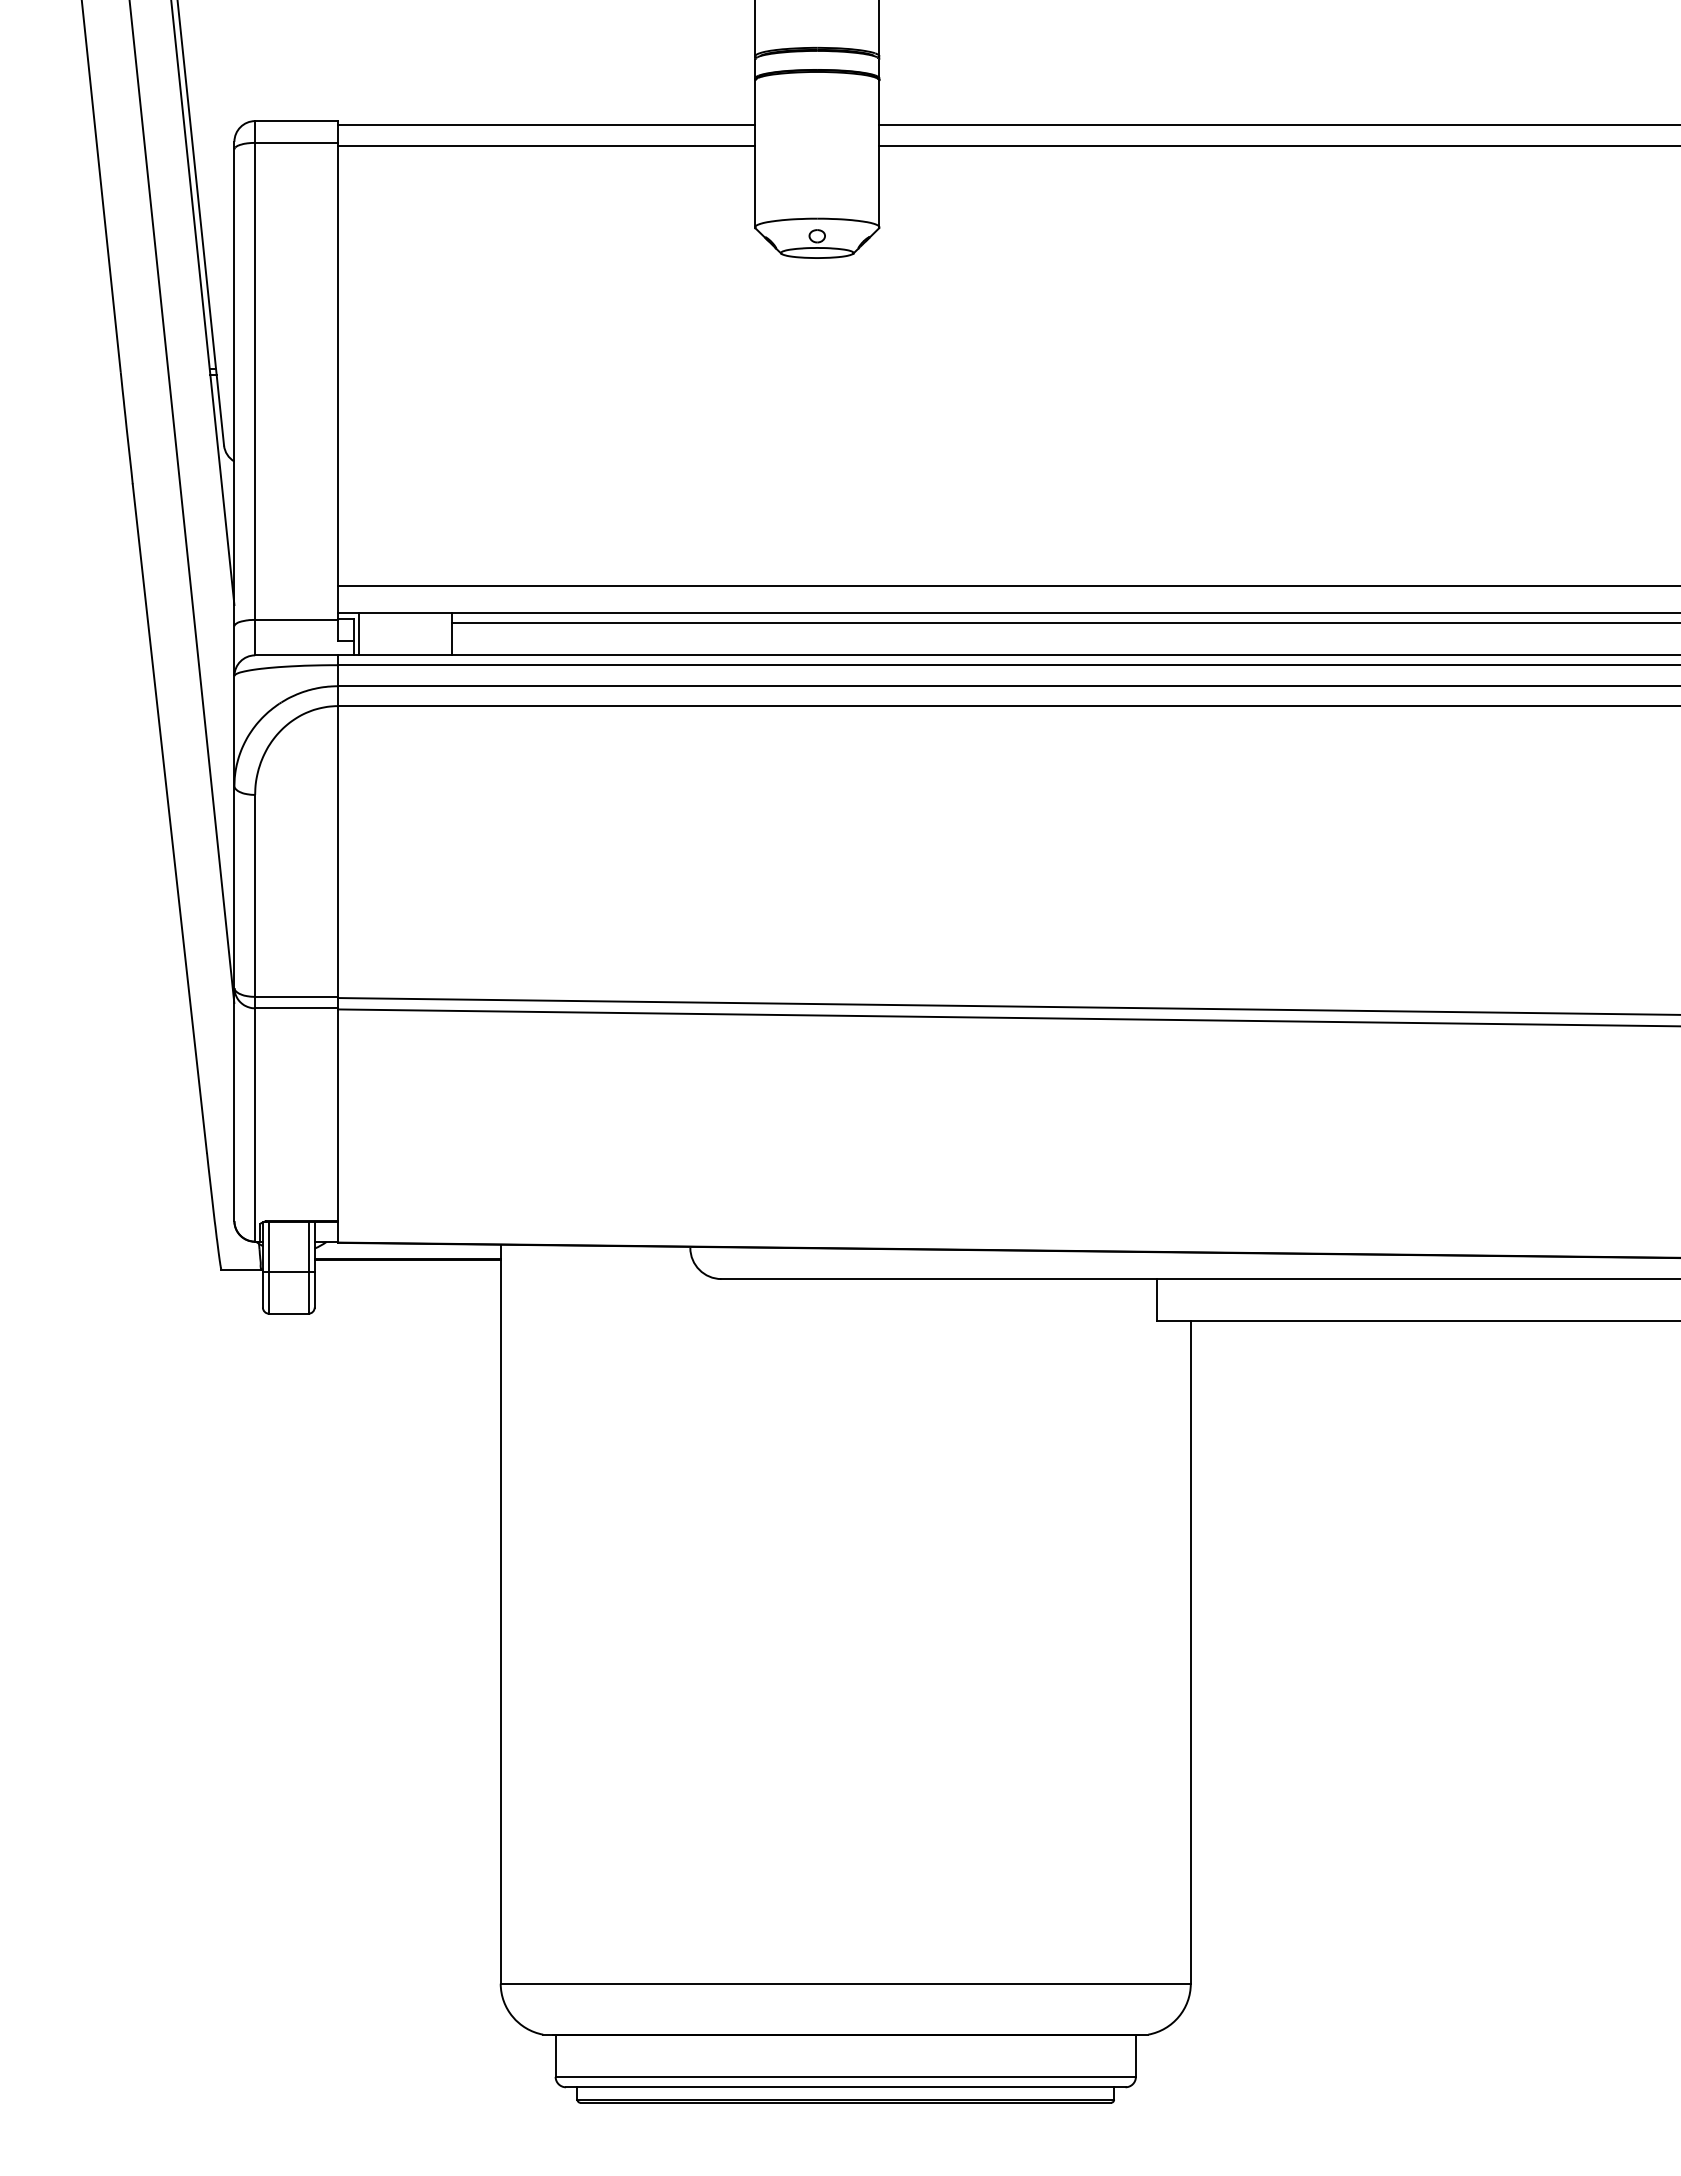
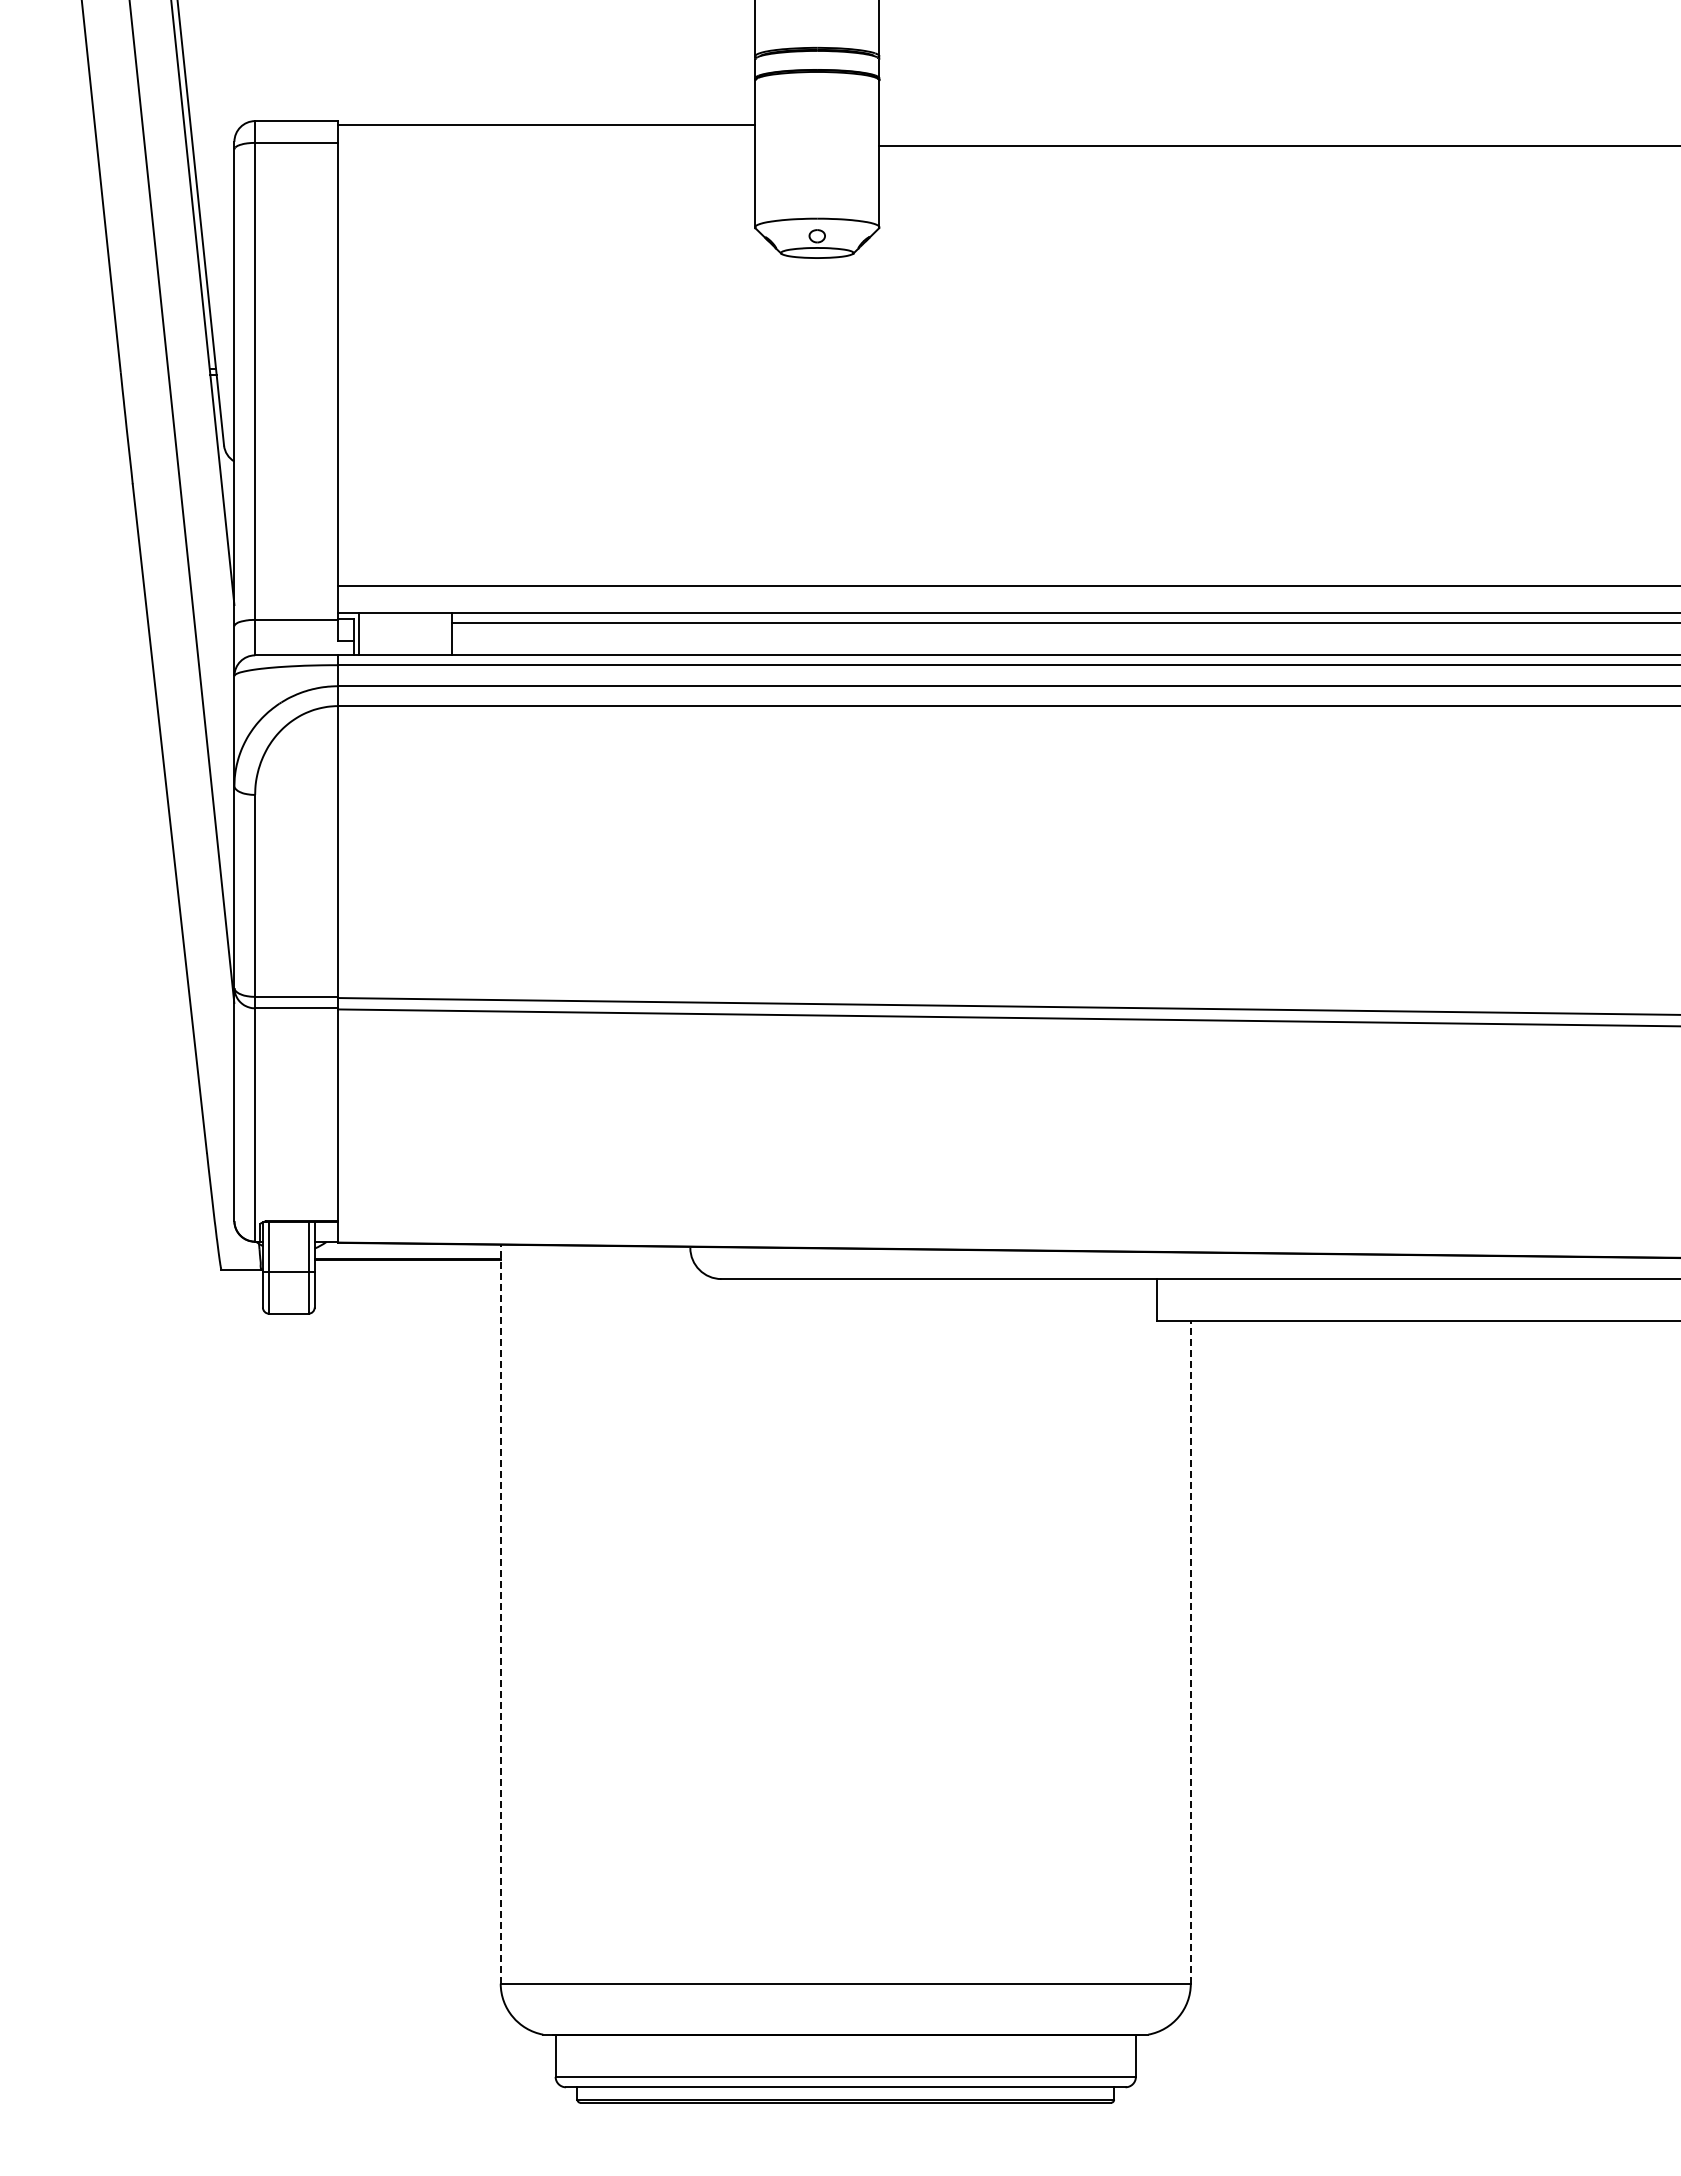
line: present -> none (1278, 124)
line: present -> none (546, 145)
line: solid -> dashed (500, 1613)
line: solid -> dashed (1190, 1652)
